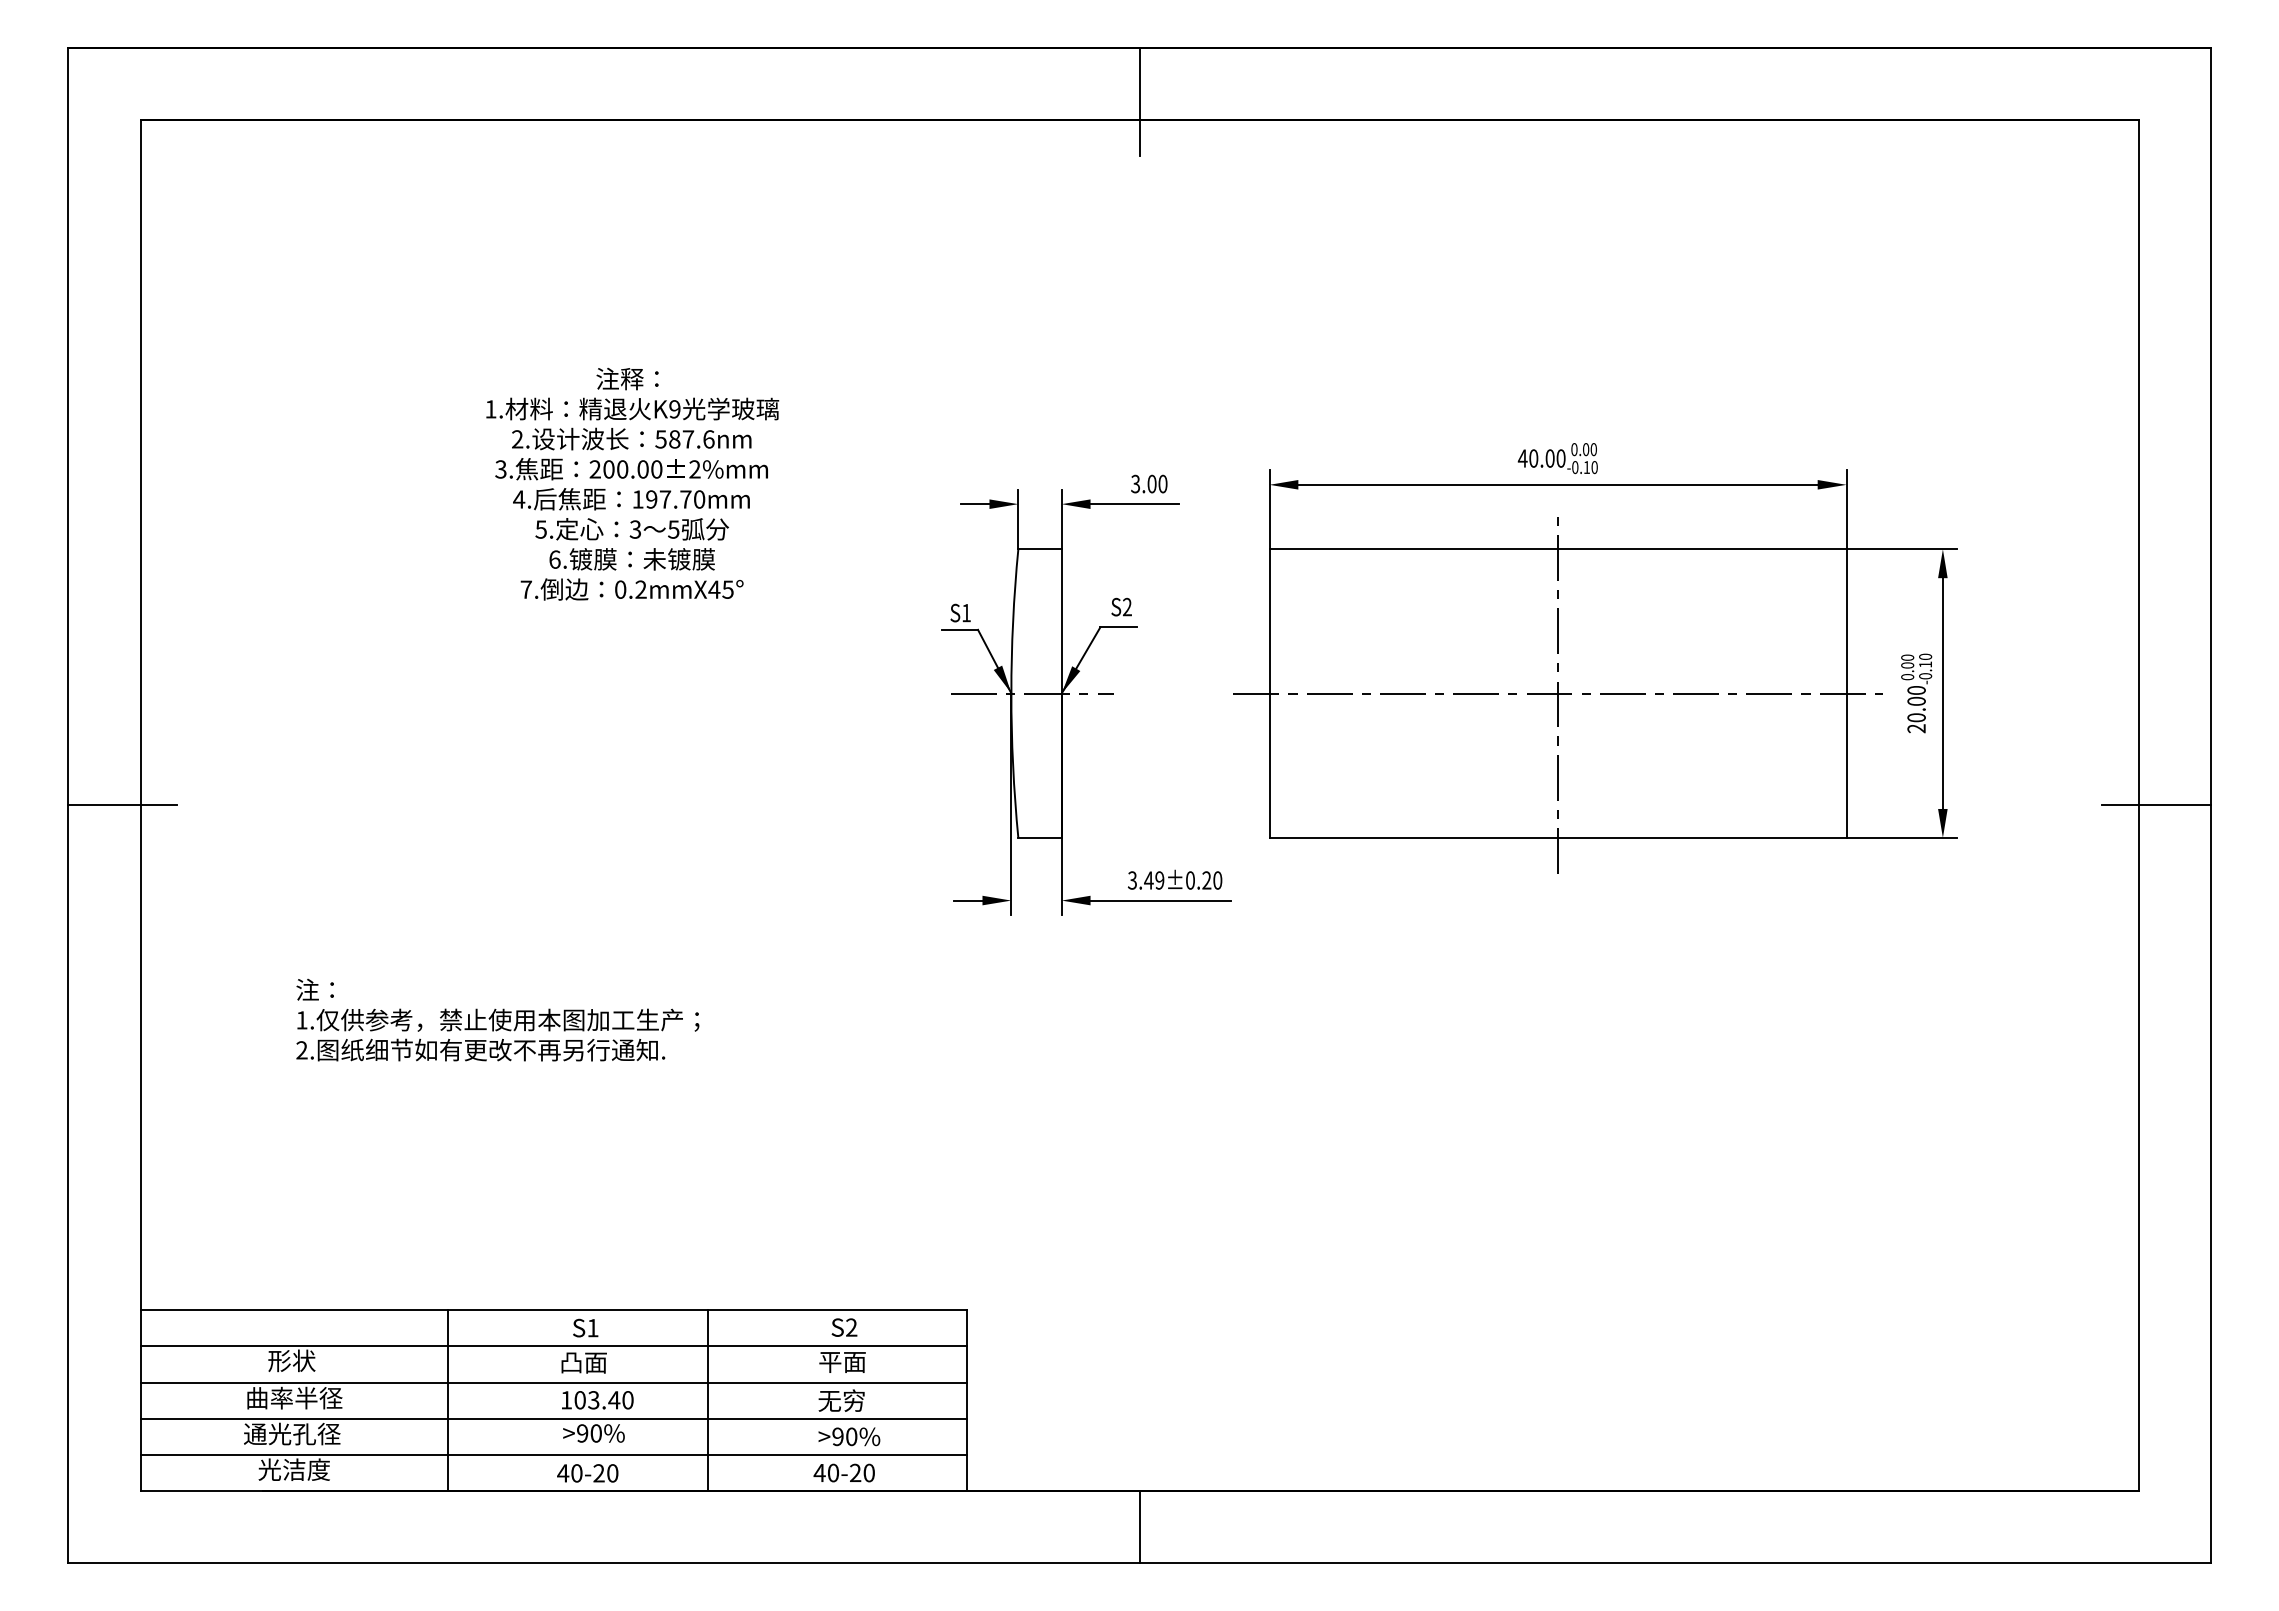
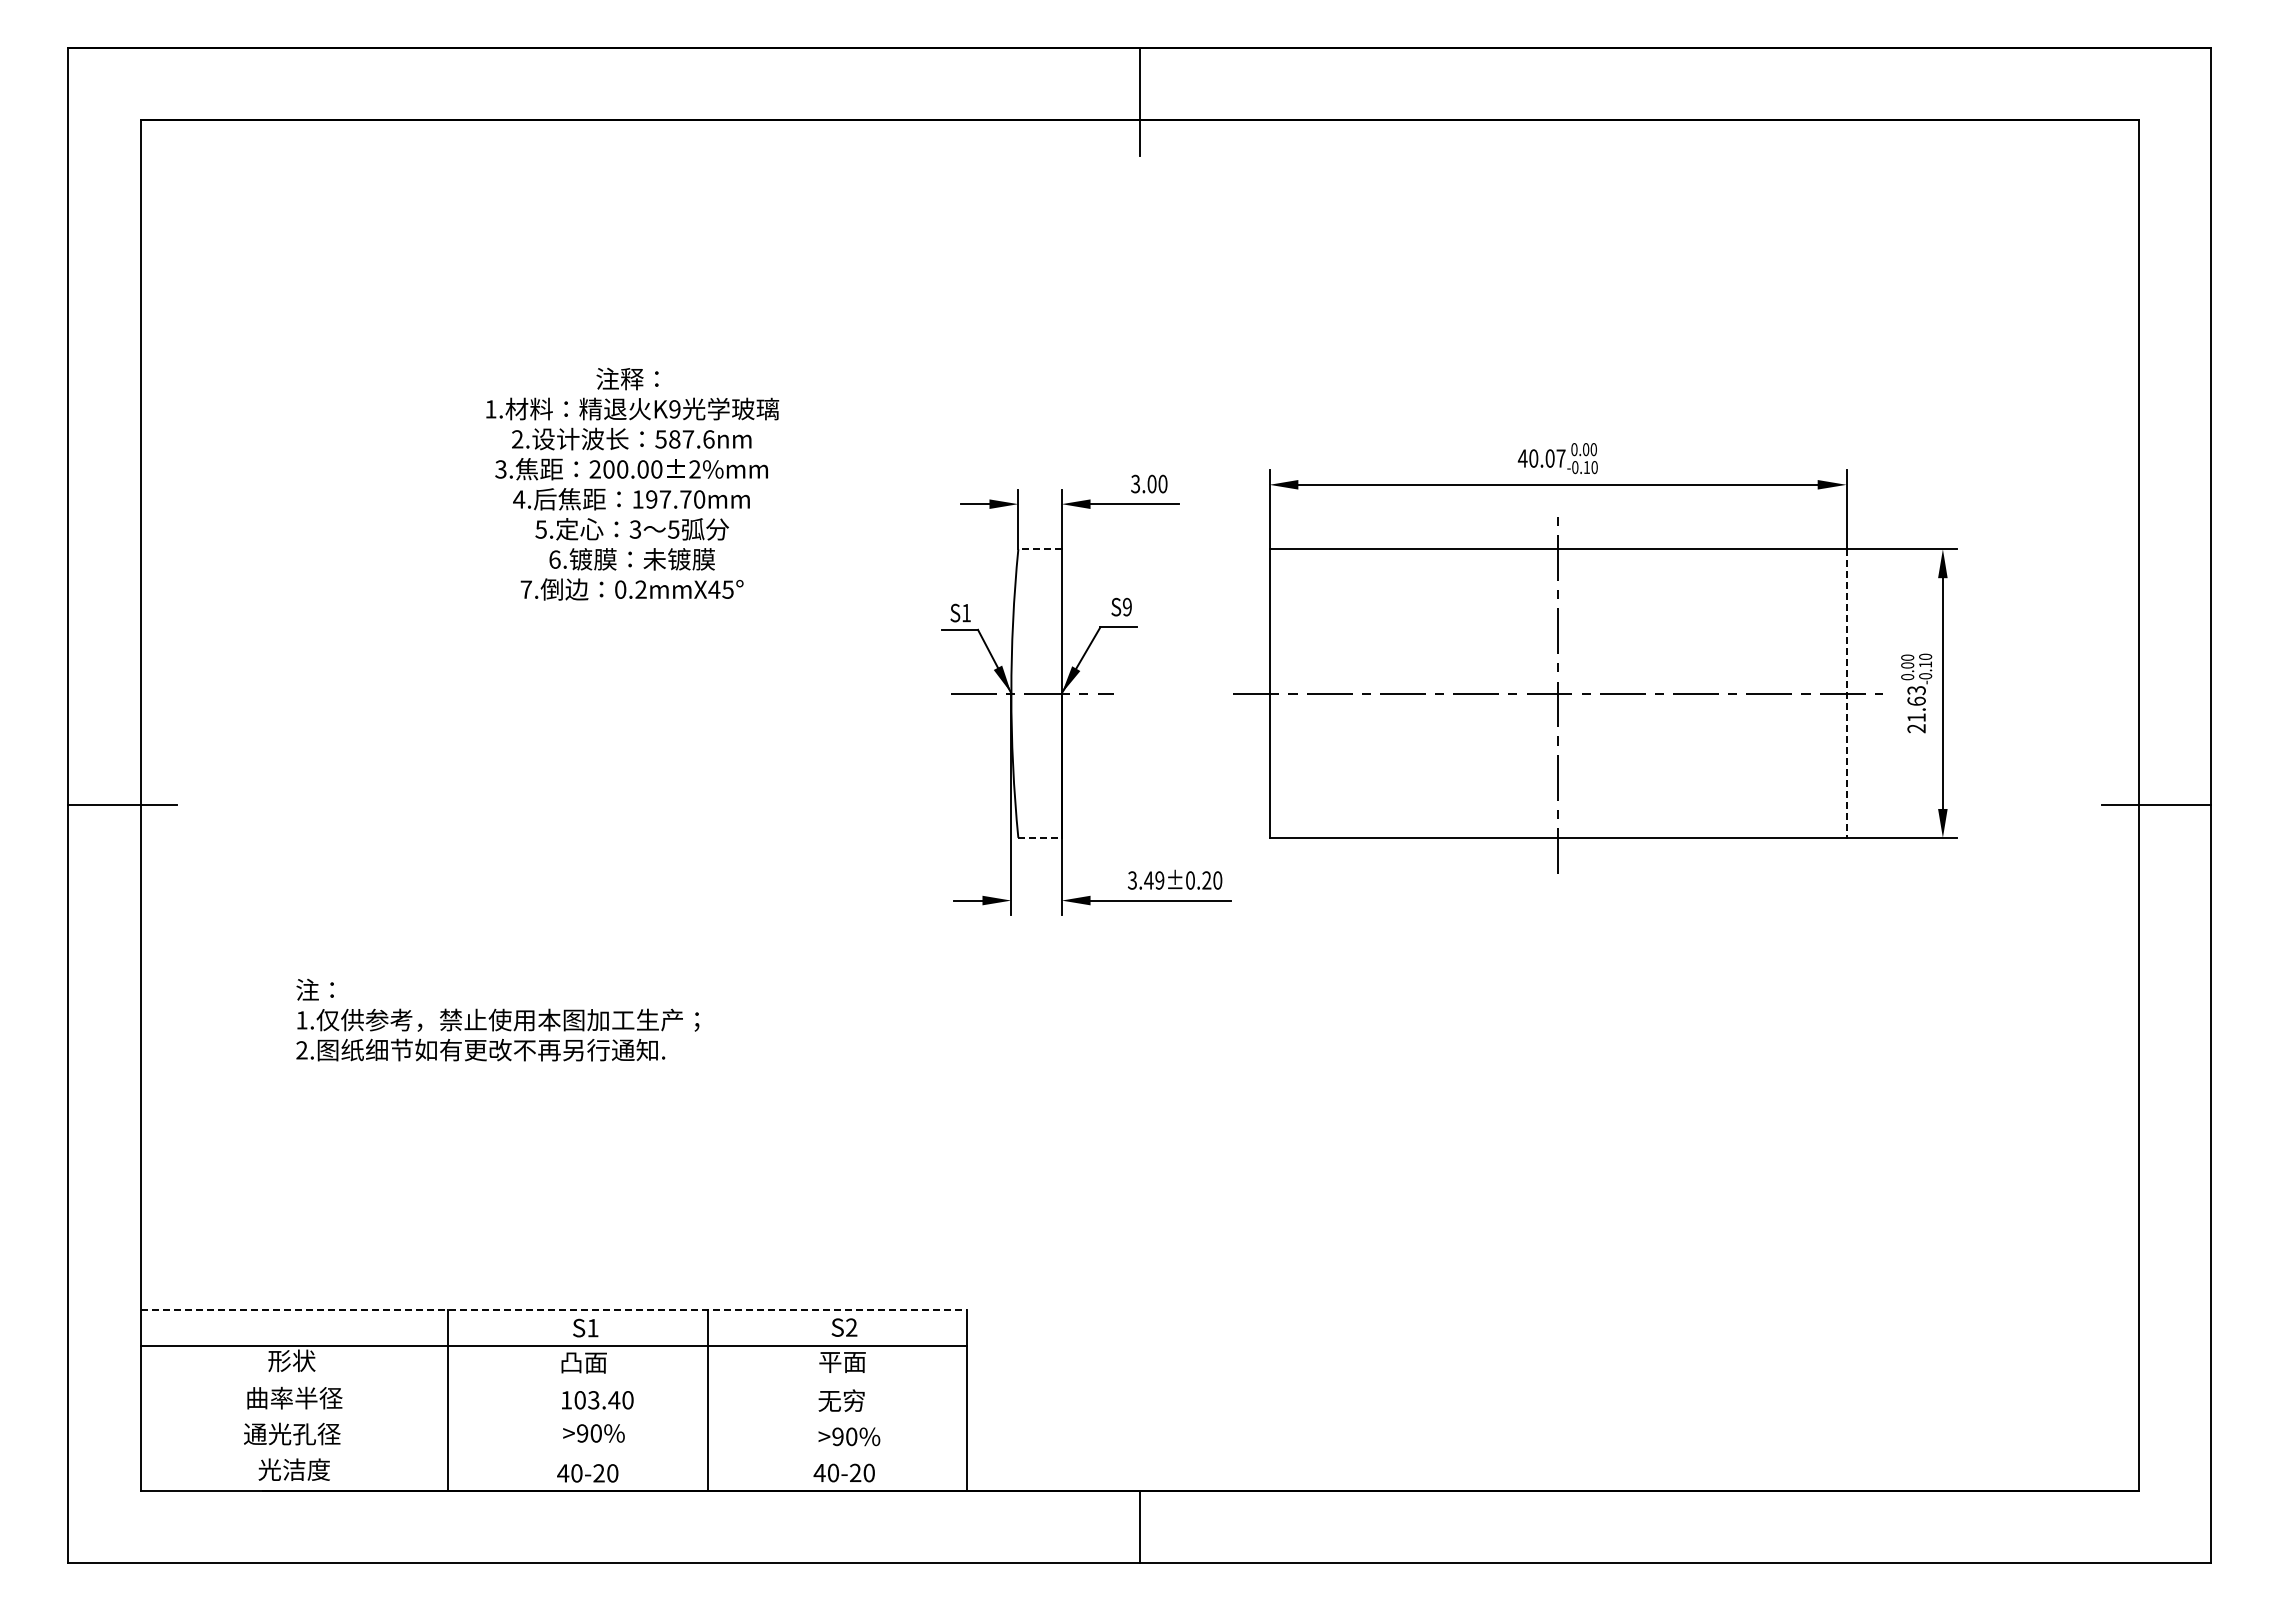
text: 40.00 -> 40.07 (1560, 458)
line: solid -> dashed (1040, 549)
text: S2 -> S9 (1126, 607)
line: solid -> dashed (1846, 694)
text: 20.00 -> 21.63 (1916, 704)
line: solid -> dashed (1040, 837)
line: solid -> dashed (554, 1310)
line: present -> none (553, 1382)
line: present -> none (553, 1418)
line: present -> none (553, 1454)
